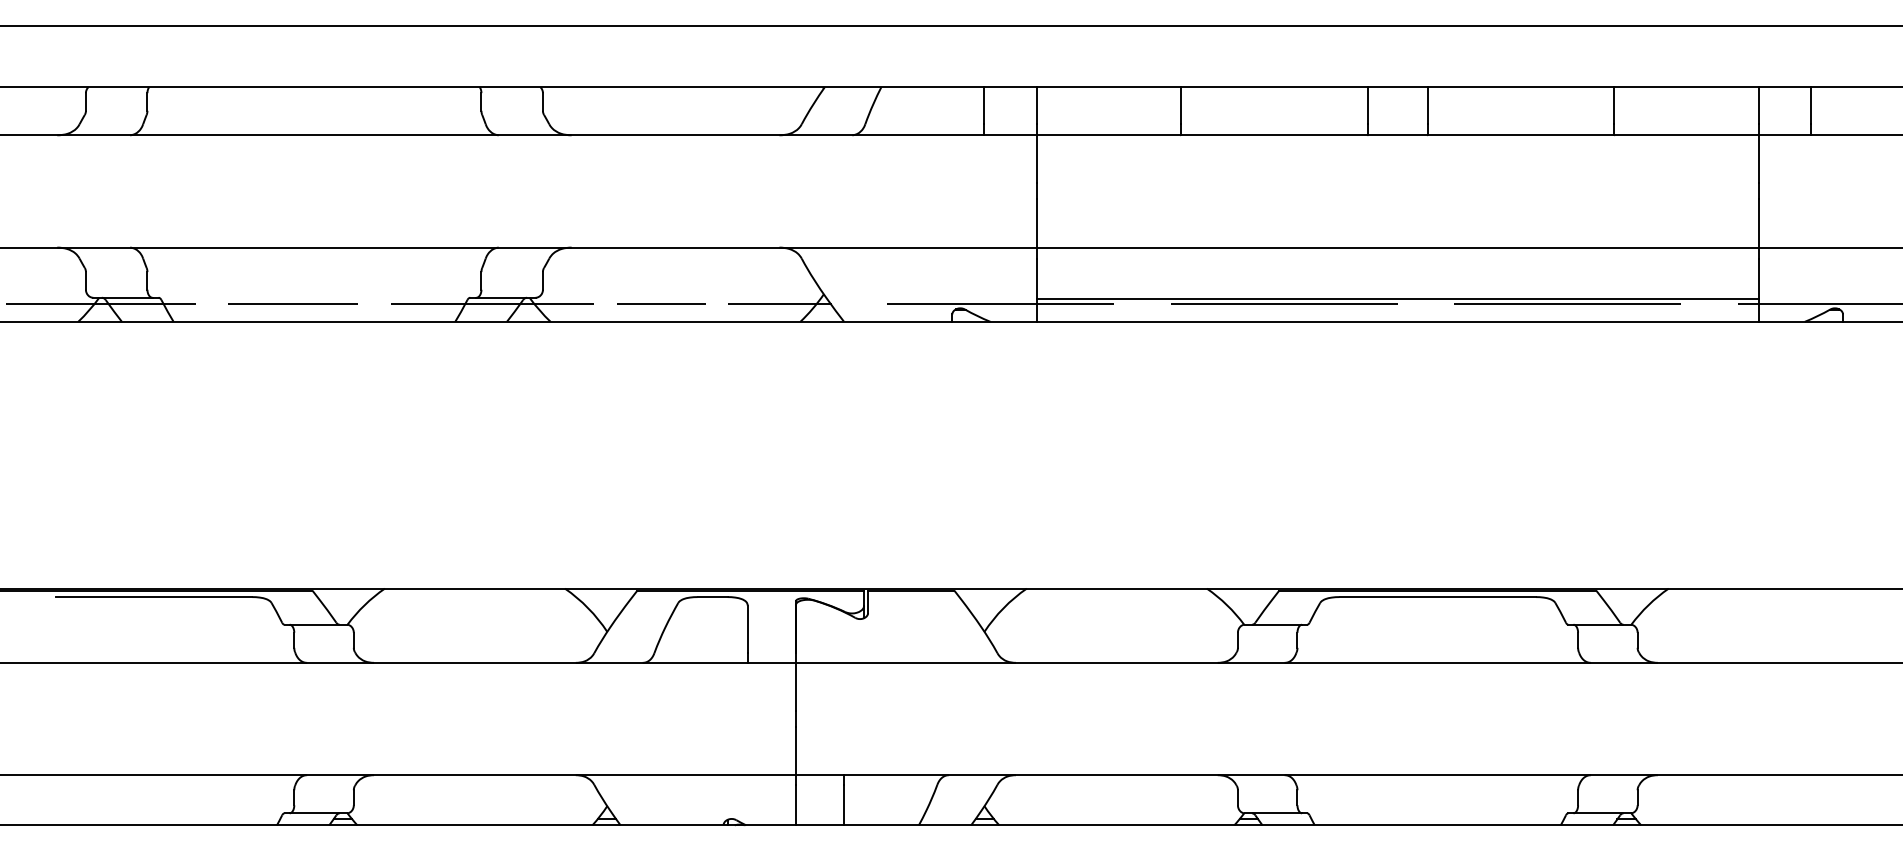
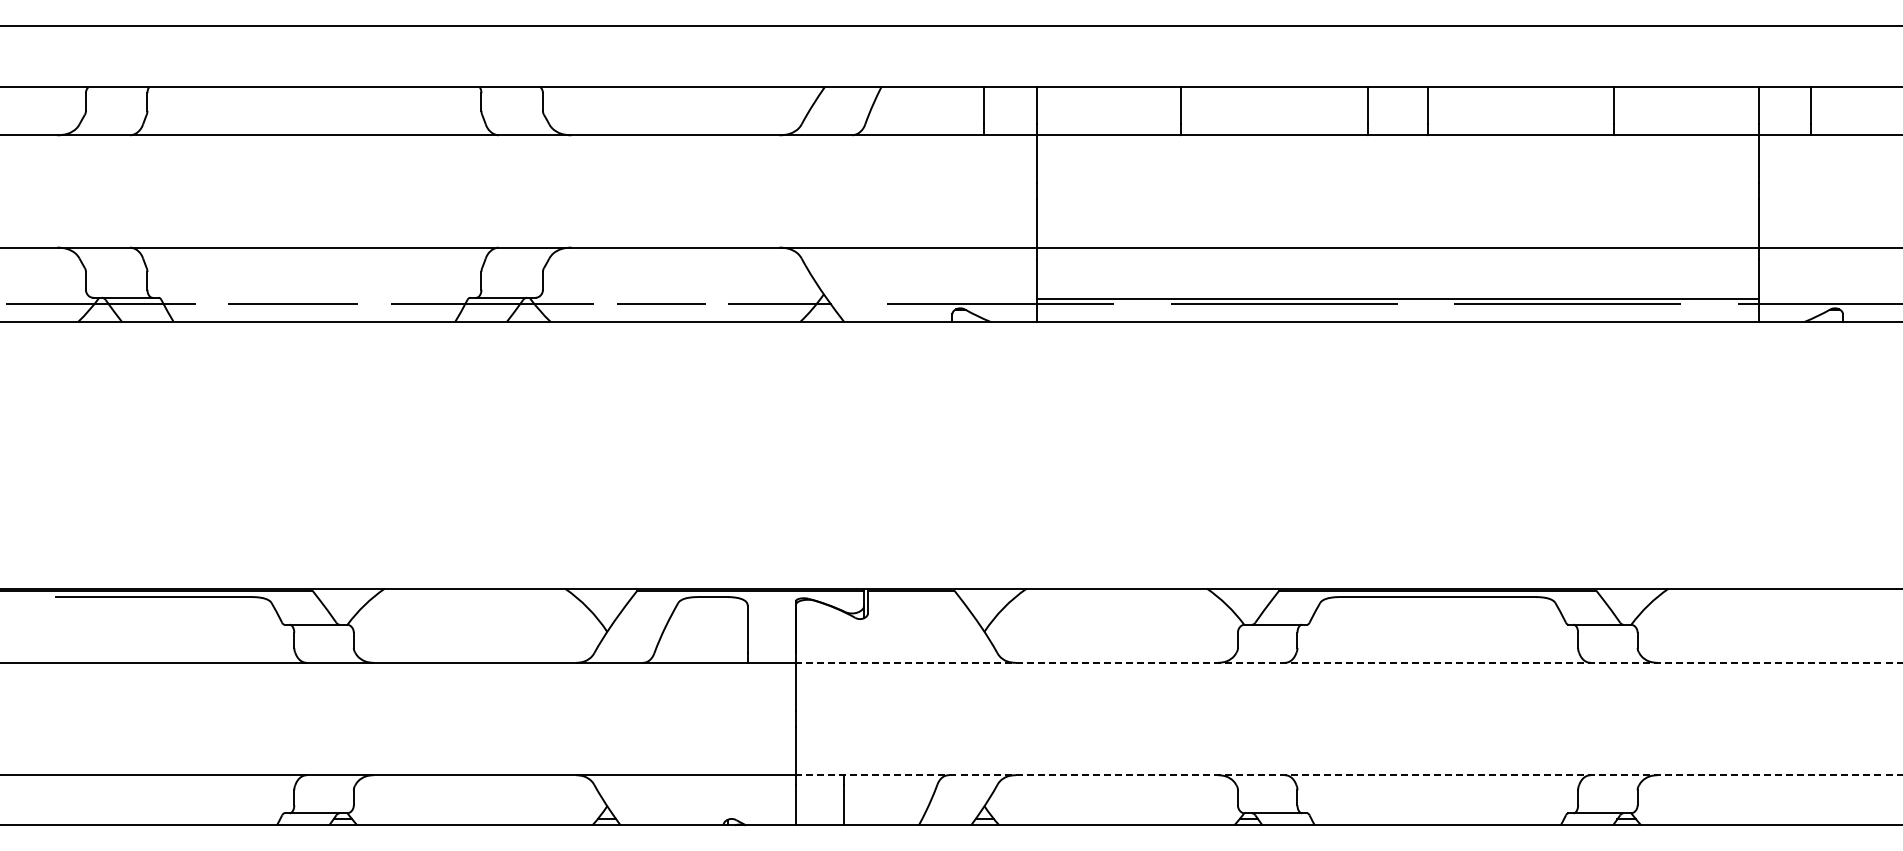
line: solid -> dashed (1348, 662)
line: solid -> dashed (1348, 775)
